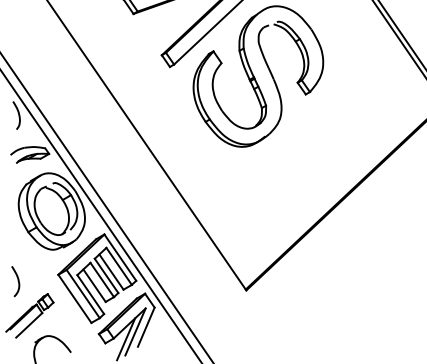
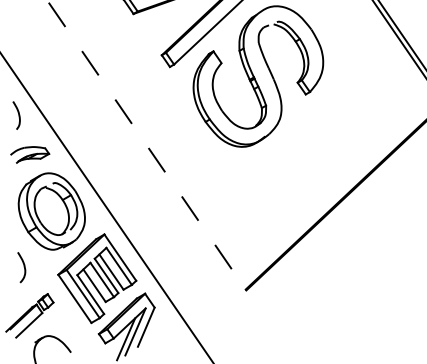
line: solid -> dashed (146, 145)
line: present -> none (101, 216)
curve position: (17, 281) -> (23, 267) (23, 267)
